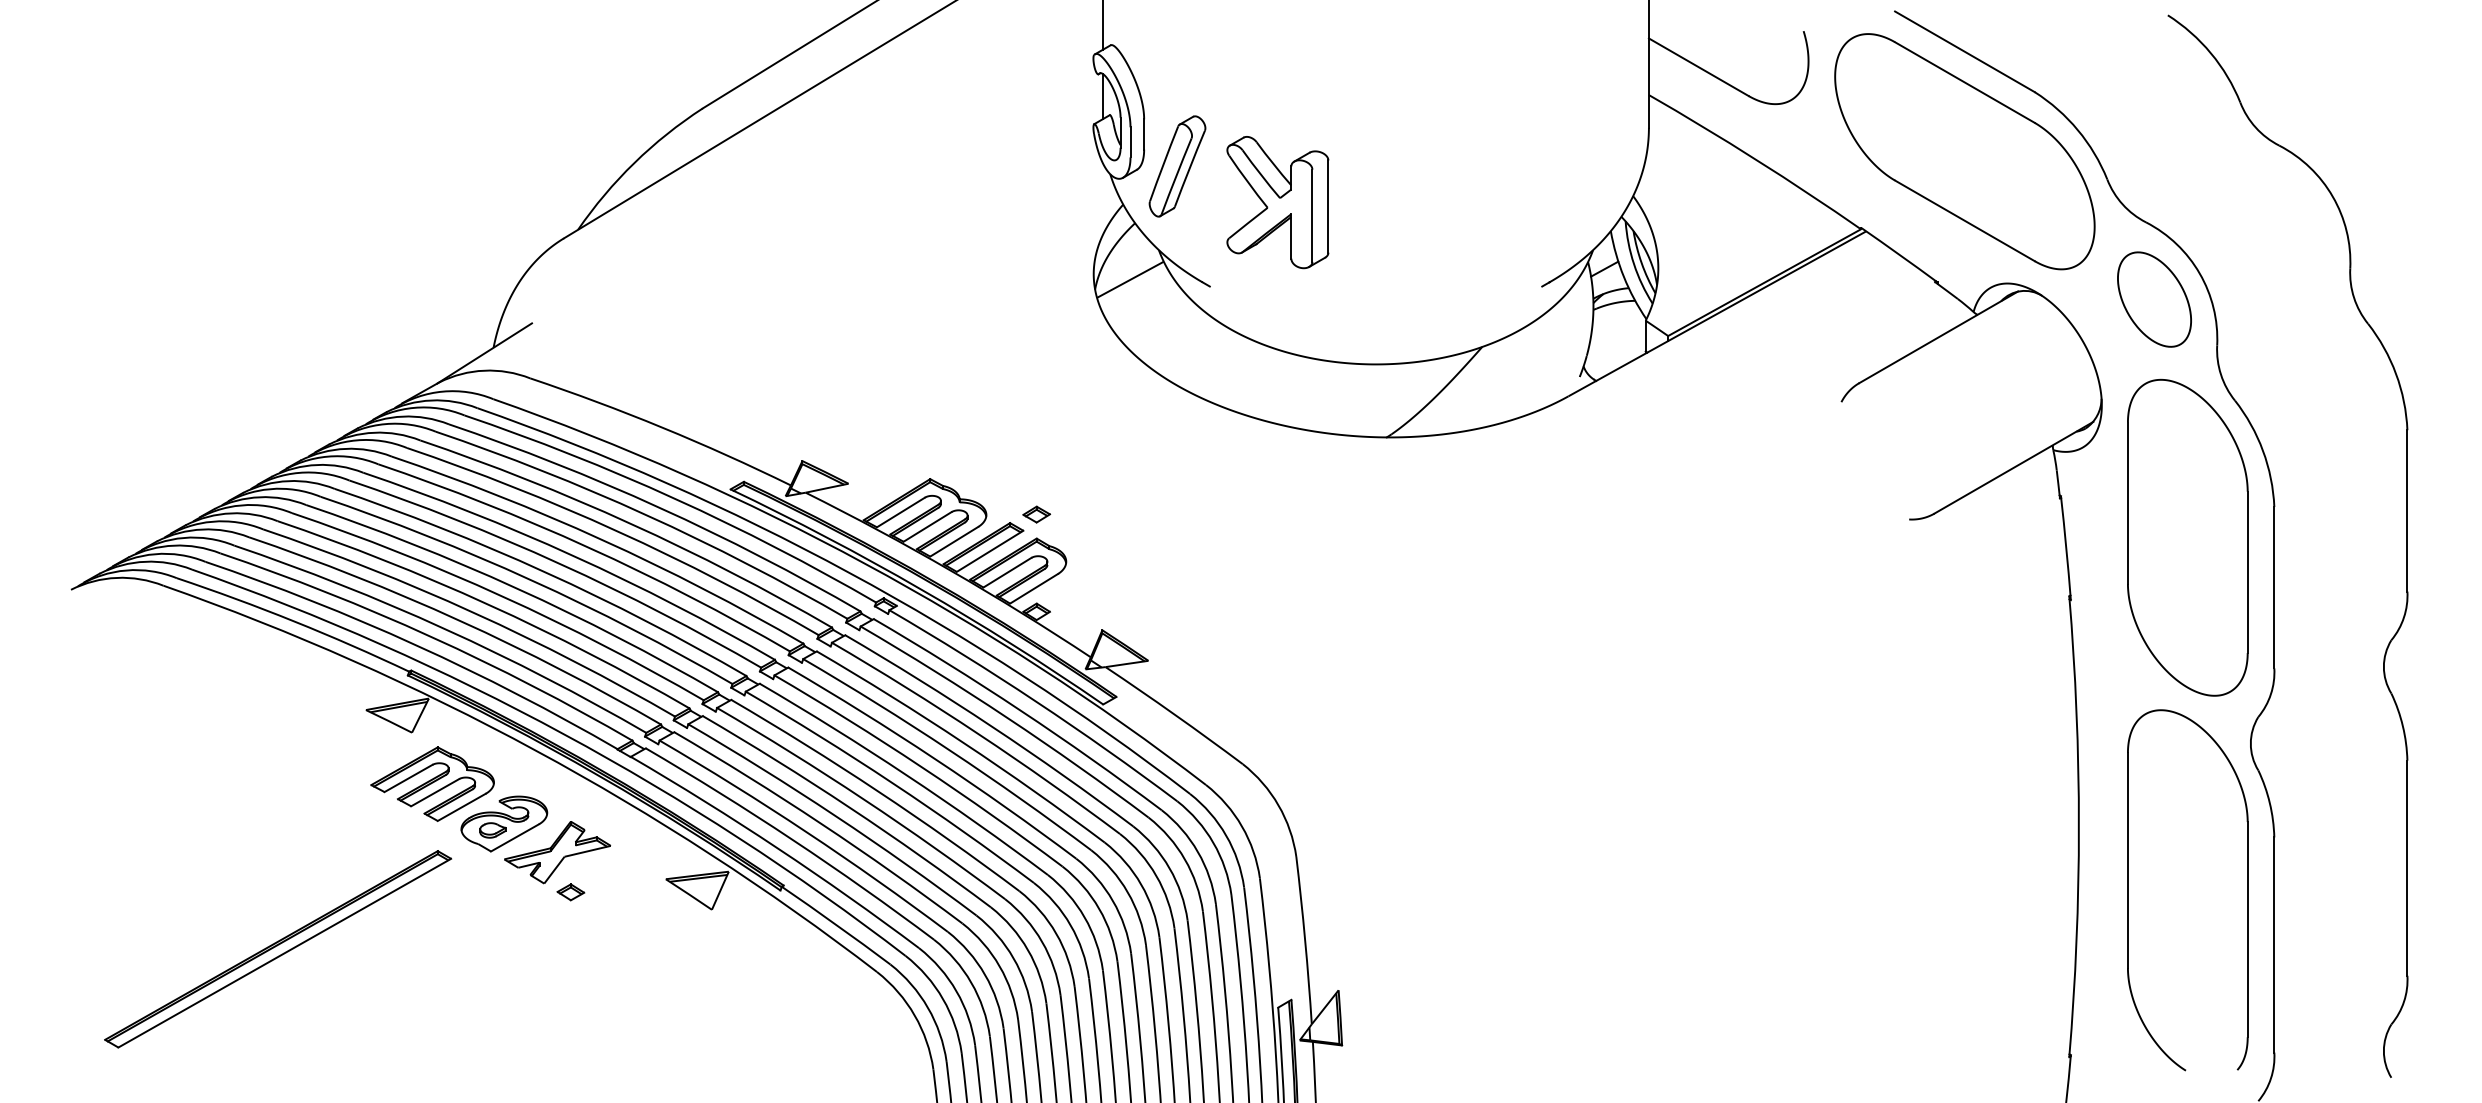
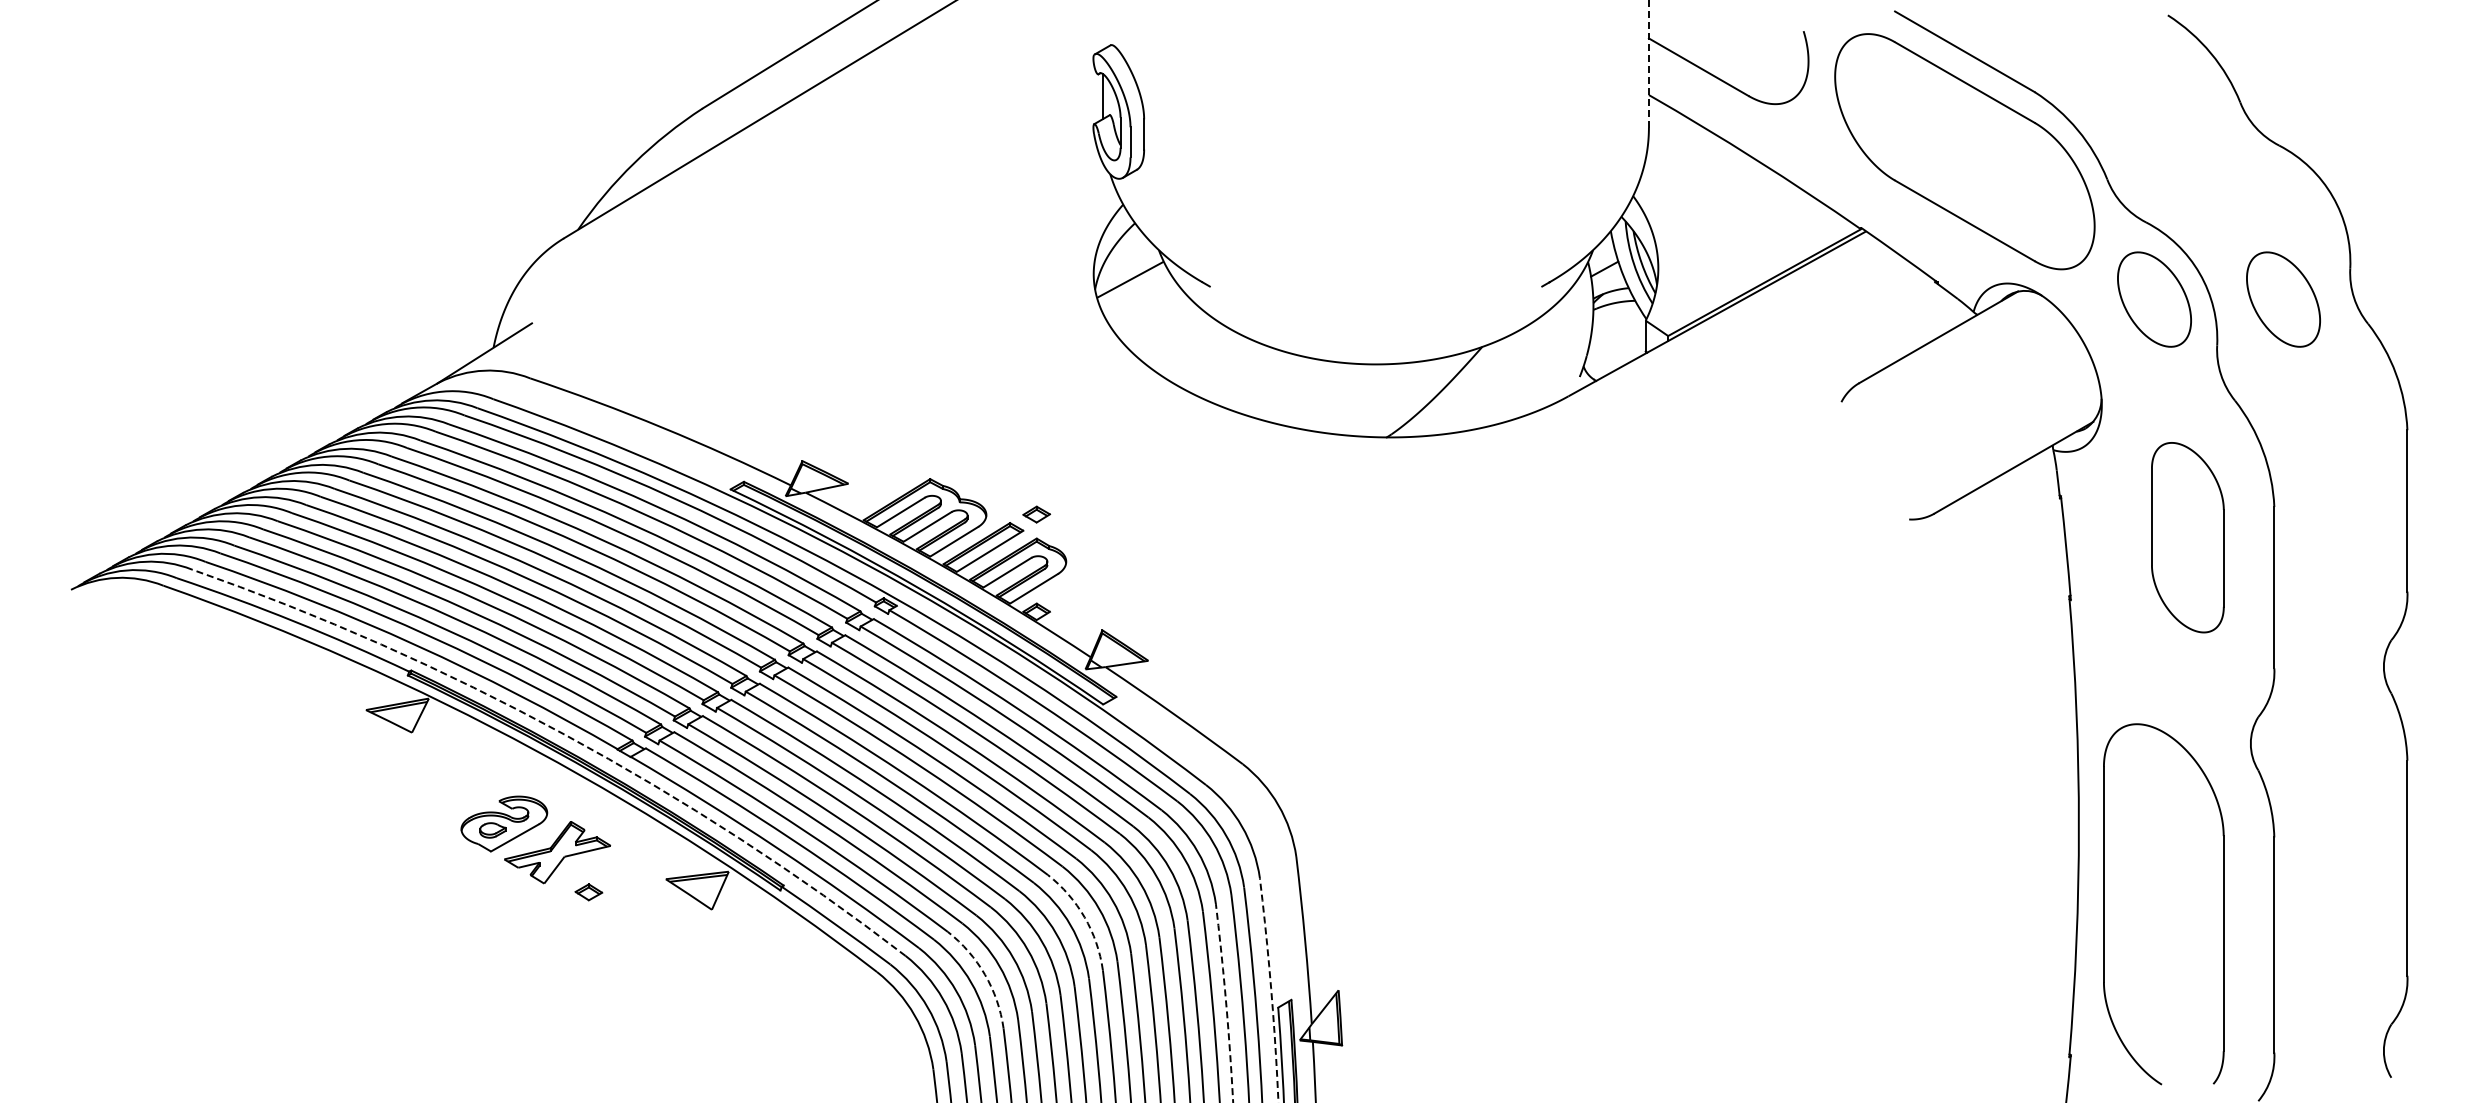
line: present -> none (1103, 25)
line: solid -> dashed (1648, 63)
part: present -> none (1177, 166)
part: present -> none (1277, 202)
part: none -> present (2283, 299)
part size: 122x319 px -> 74x192 px (2187, 537)
arc: solid -> dashed (564, 734)
part: present -> none (432, 783)
part position: (2128, 890) -> (2104, 904) (2104, 904)
part position: (570, 892) -> (588, 892) (588, 892)
arc: solid -> dashed (1084, 917)
part: present -> none (278, 949)
arc: solid -> dashed (985, 974)
arc: solid -> dashed (1271, 990)
arc: solid -> dashed (1226, 1002)
